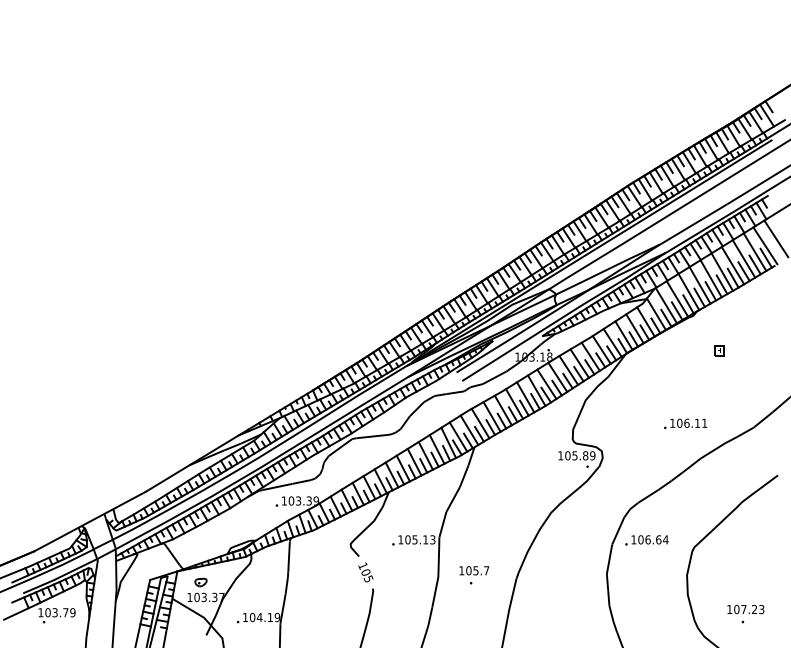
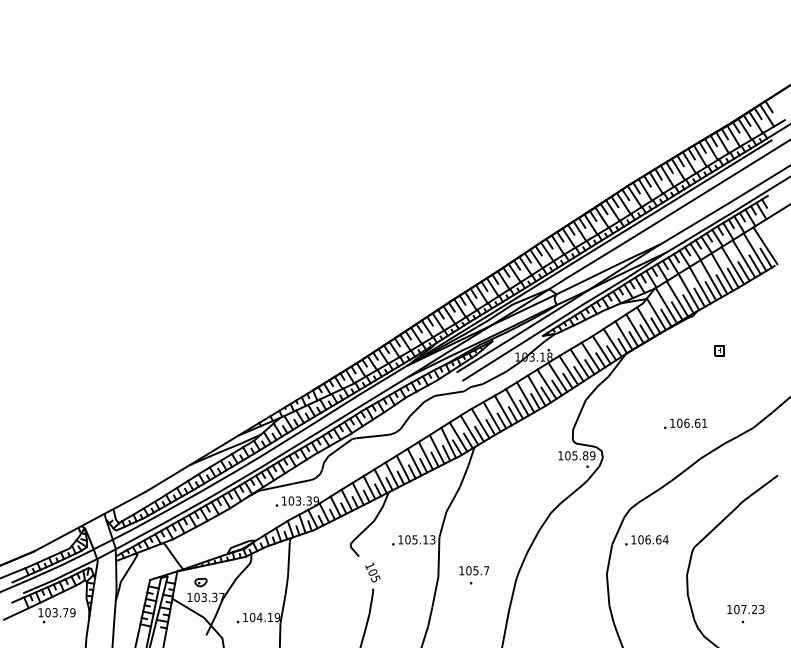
line: present -> none (775, 238)
text: 106.11 -> 106.61 (697, 422)
text position: (365, 572) -> (372, 572) (372, 572)
